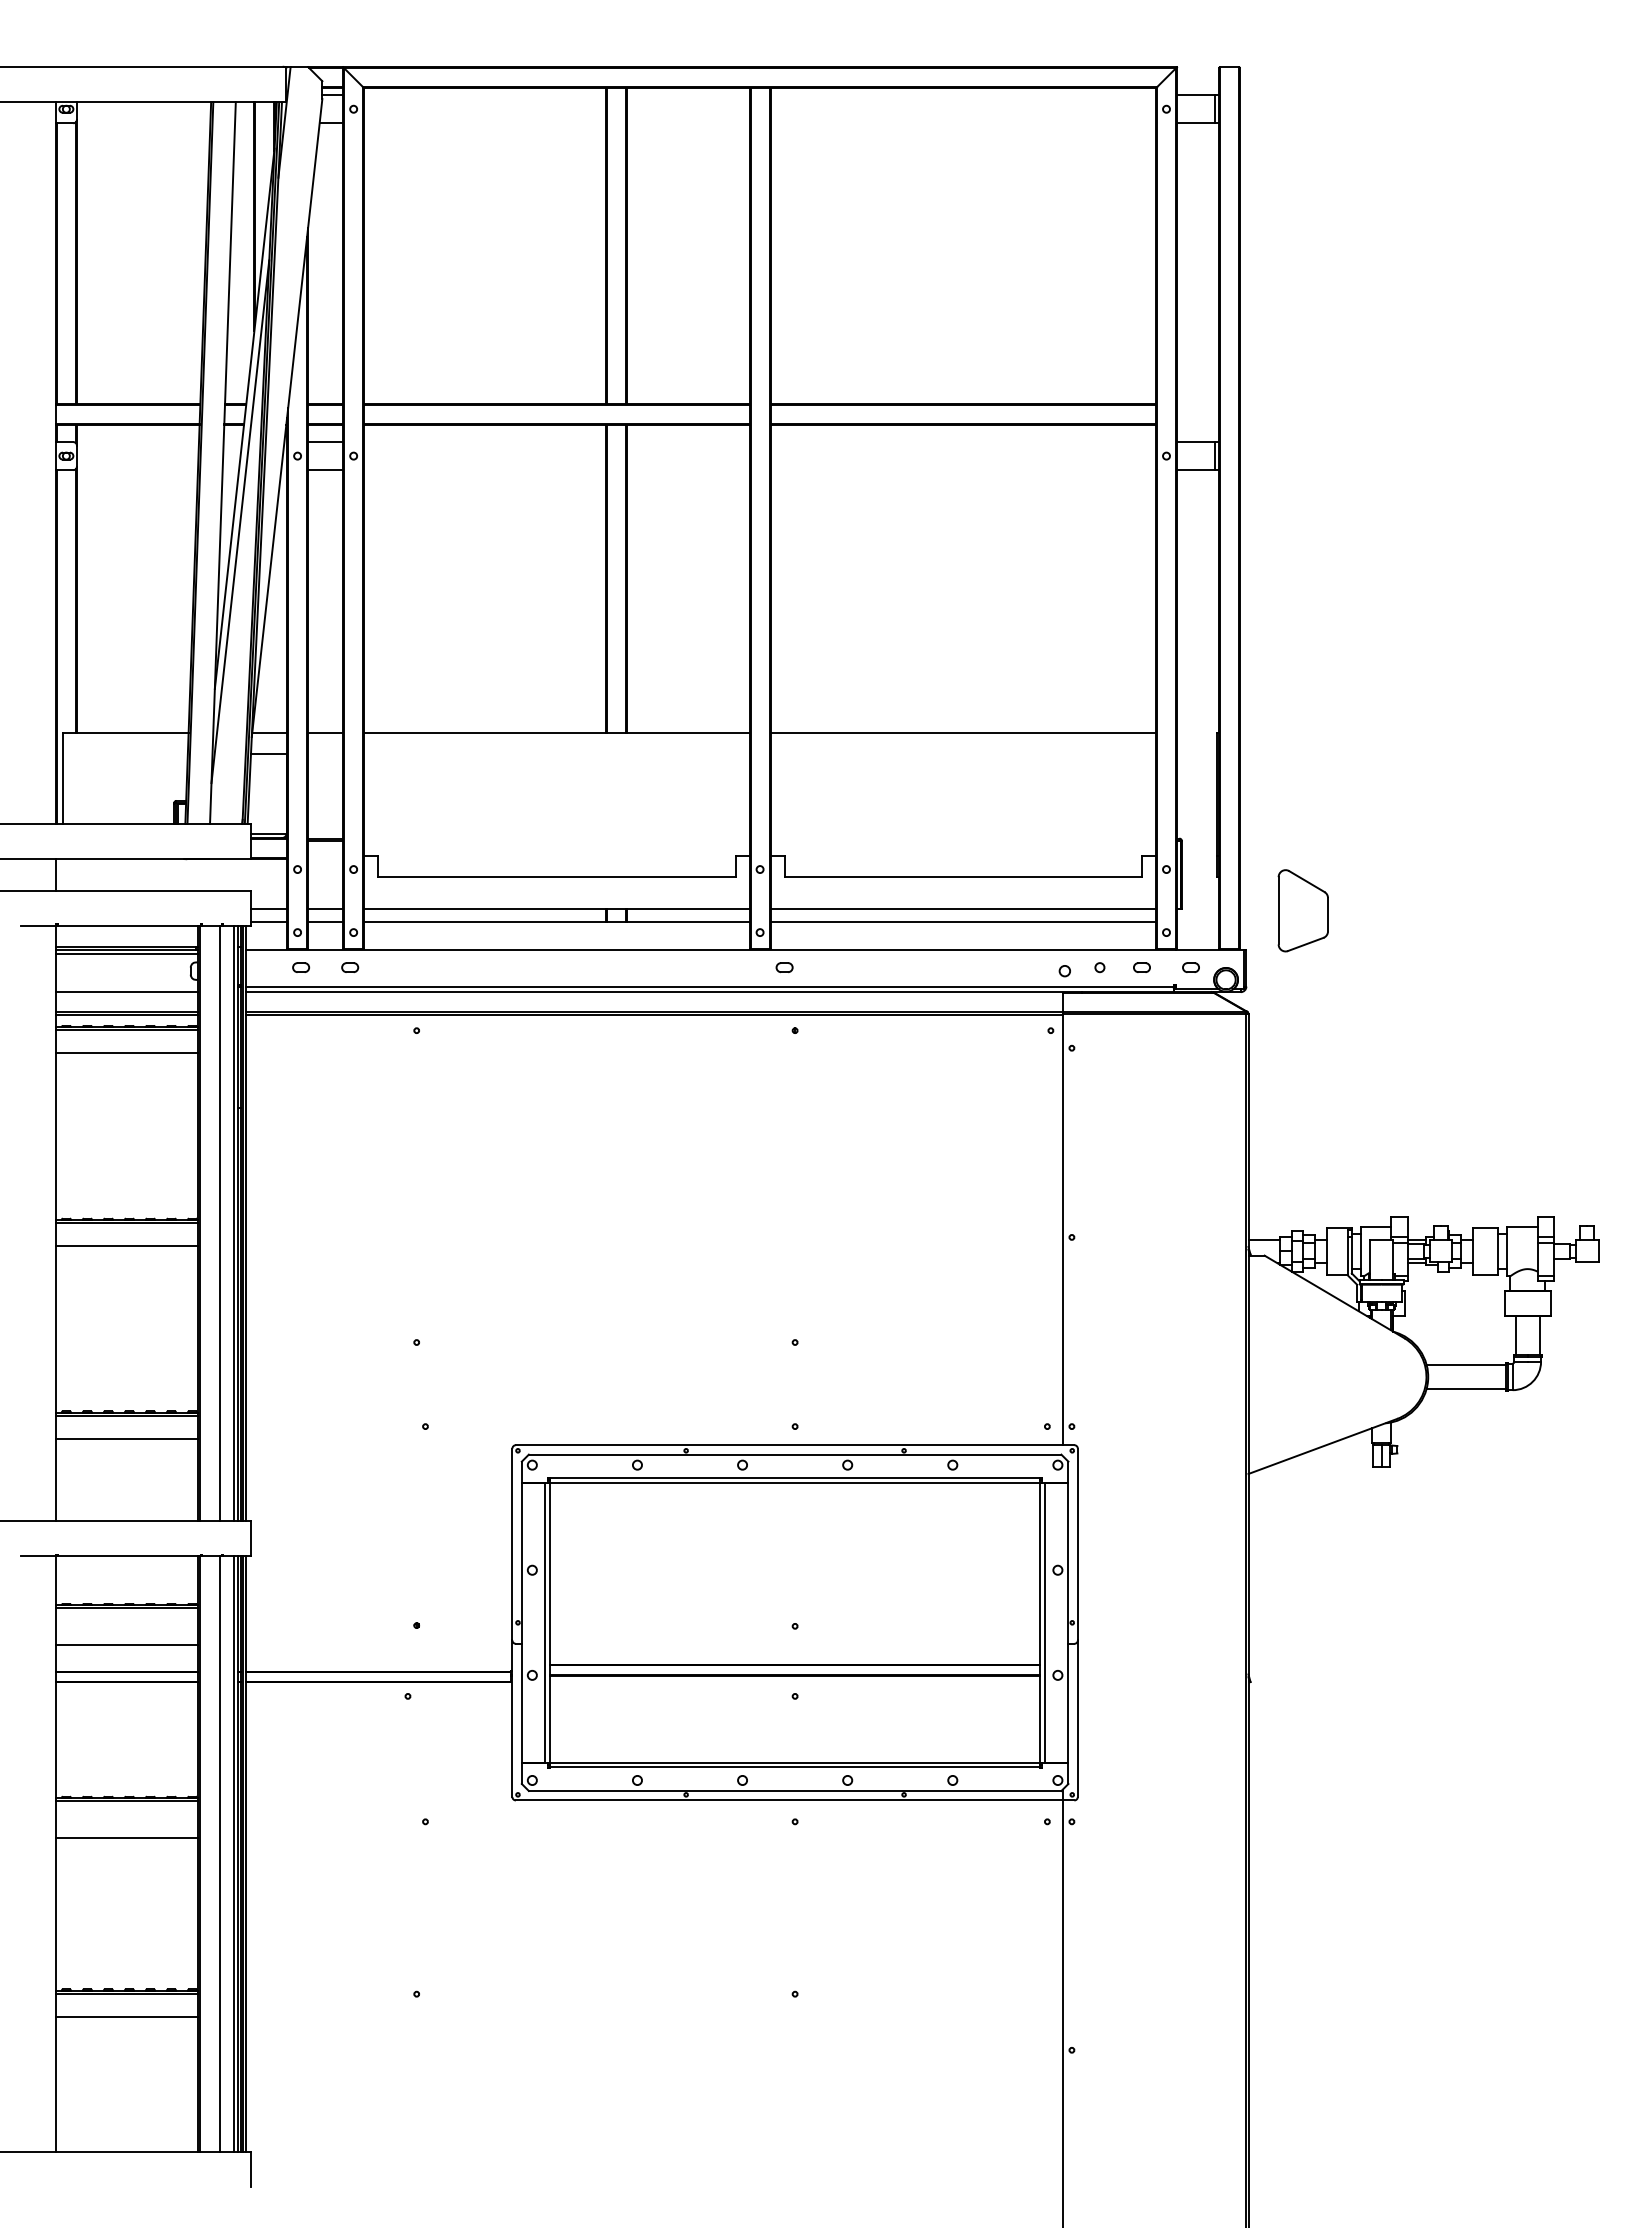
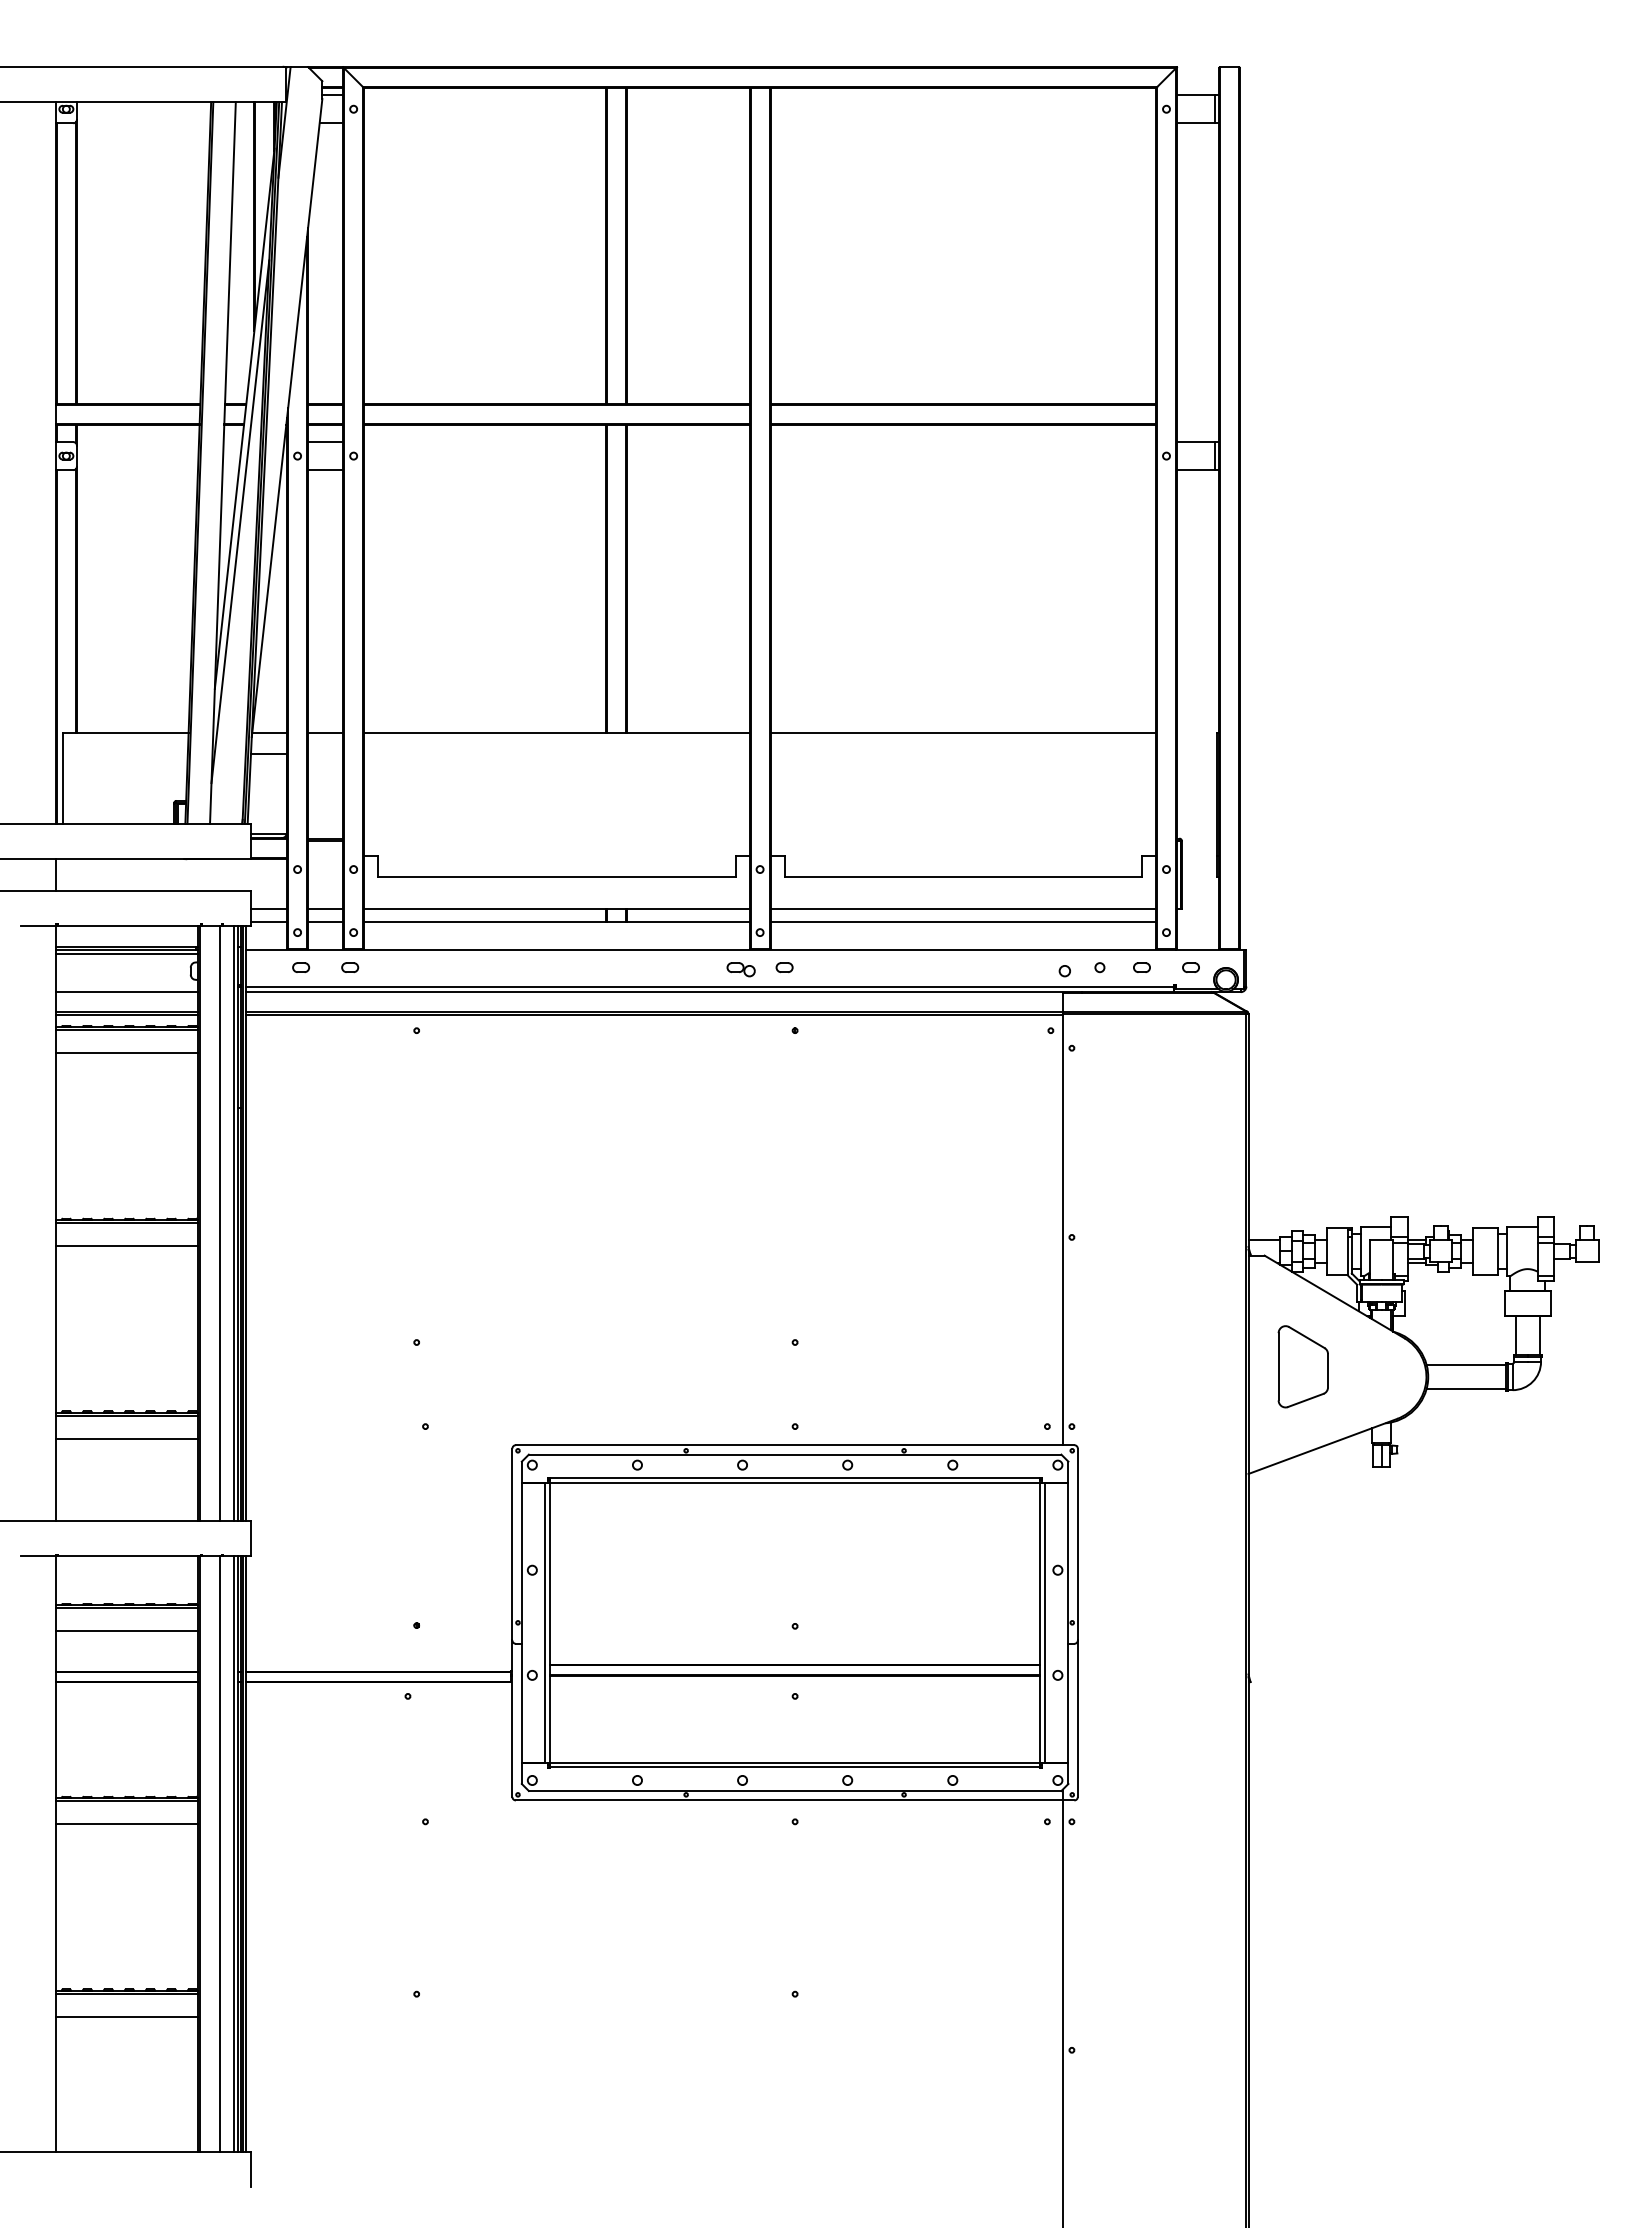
part position: (1302, 910) -> (1302, 1366) (1302, 1366)
part: none -> present (740, 969)
line position: (126, 1645) -> (126, 1631) (126, 1631)
line position: (126, 1837) -> (126, 1823) (126, 1823)
